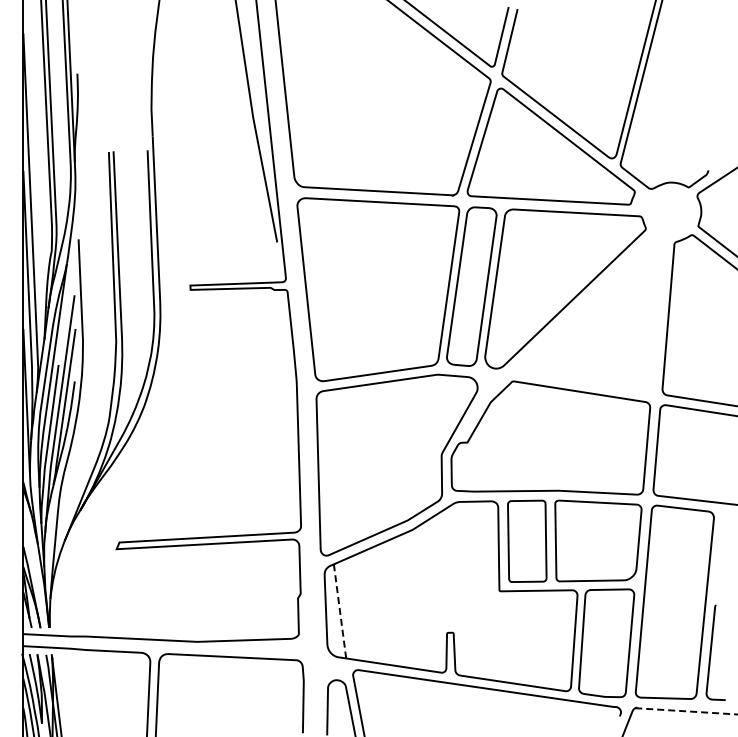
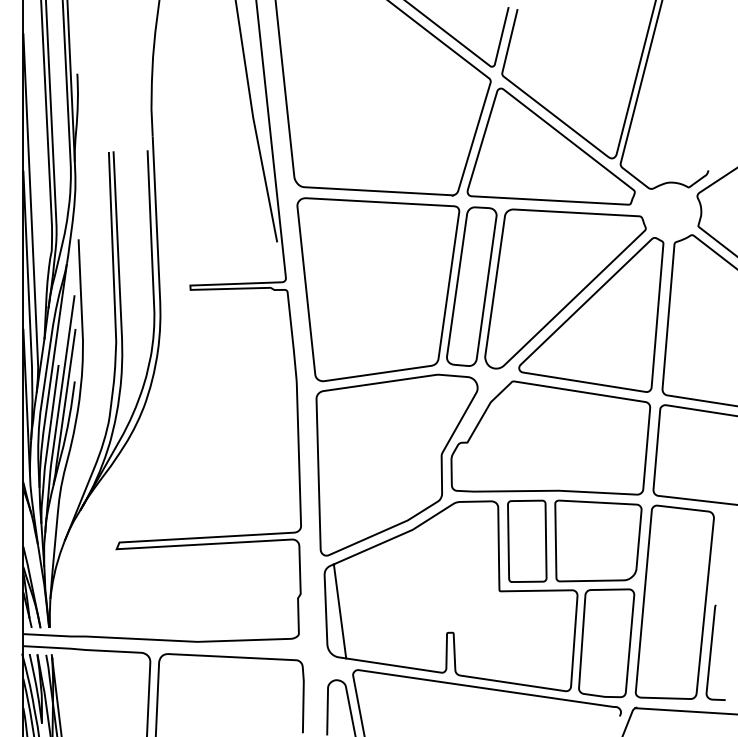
part: none -> present (591, 314)
line: dashed -> solid (340, 611)
line: dashed -> solid (687, 711)
